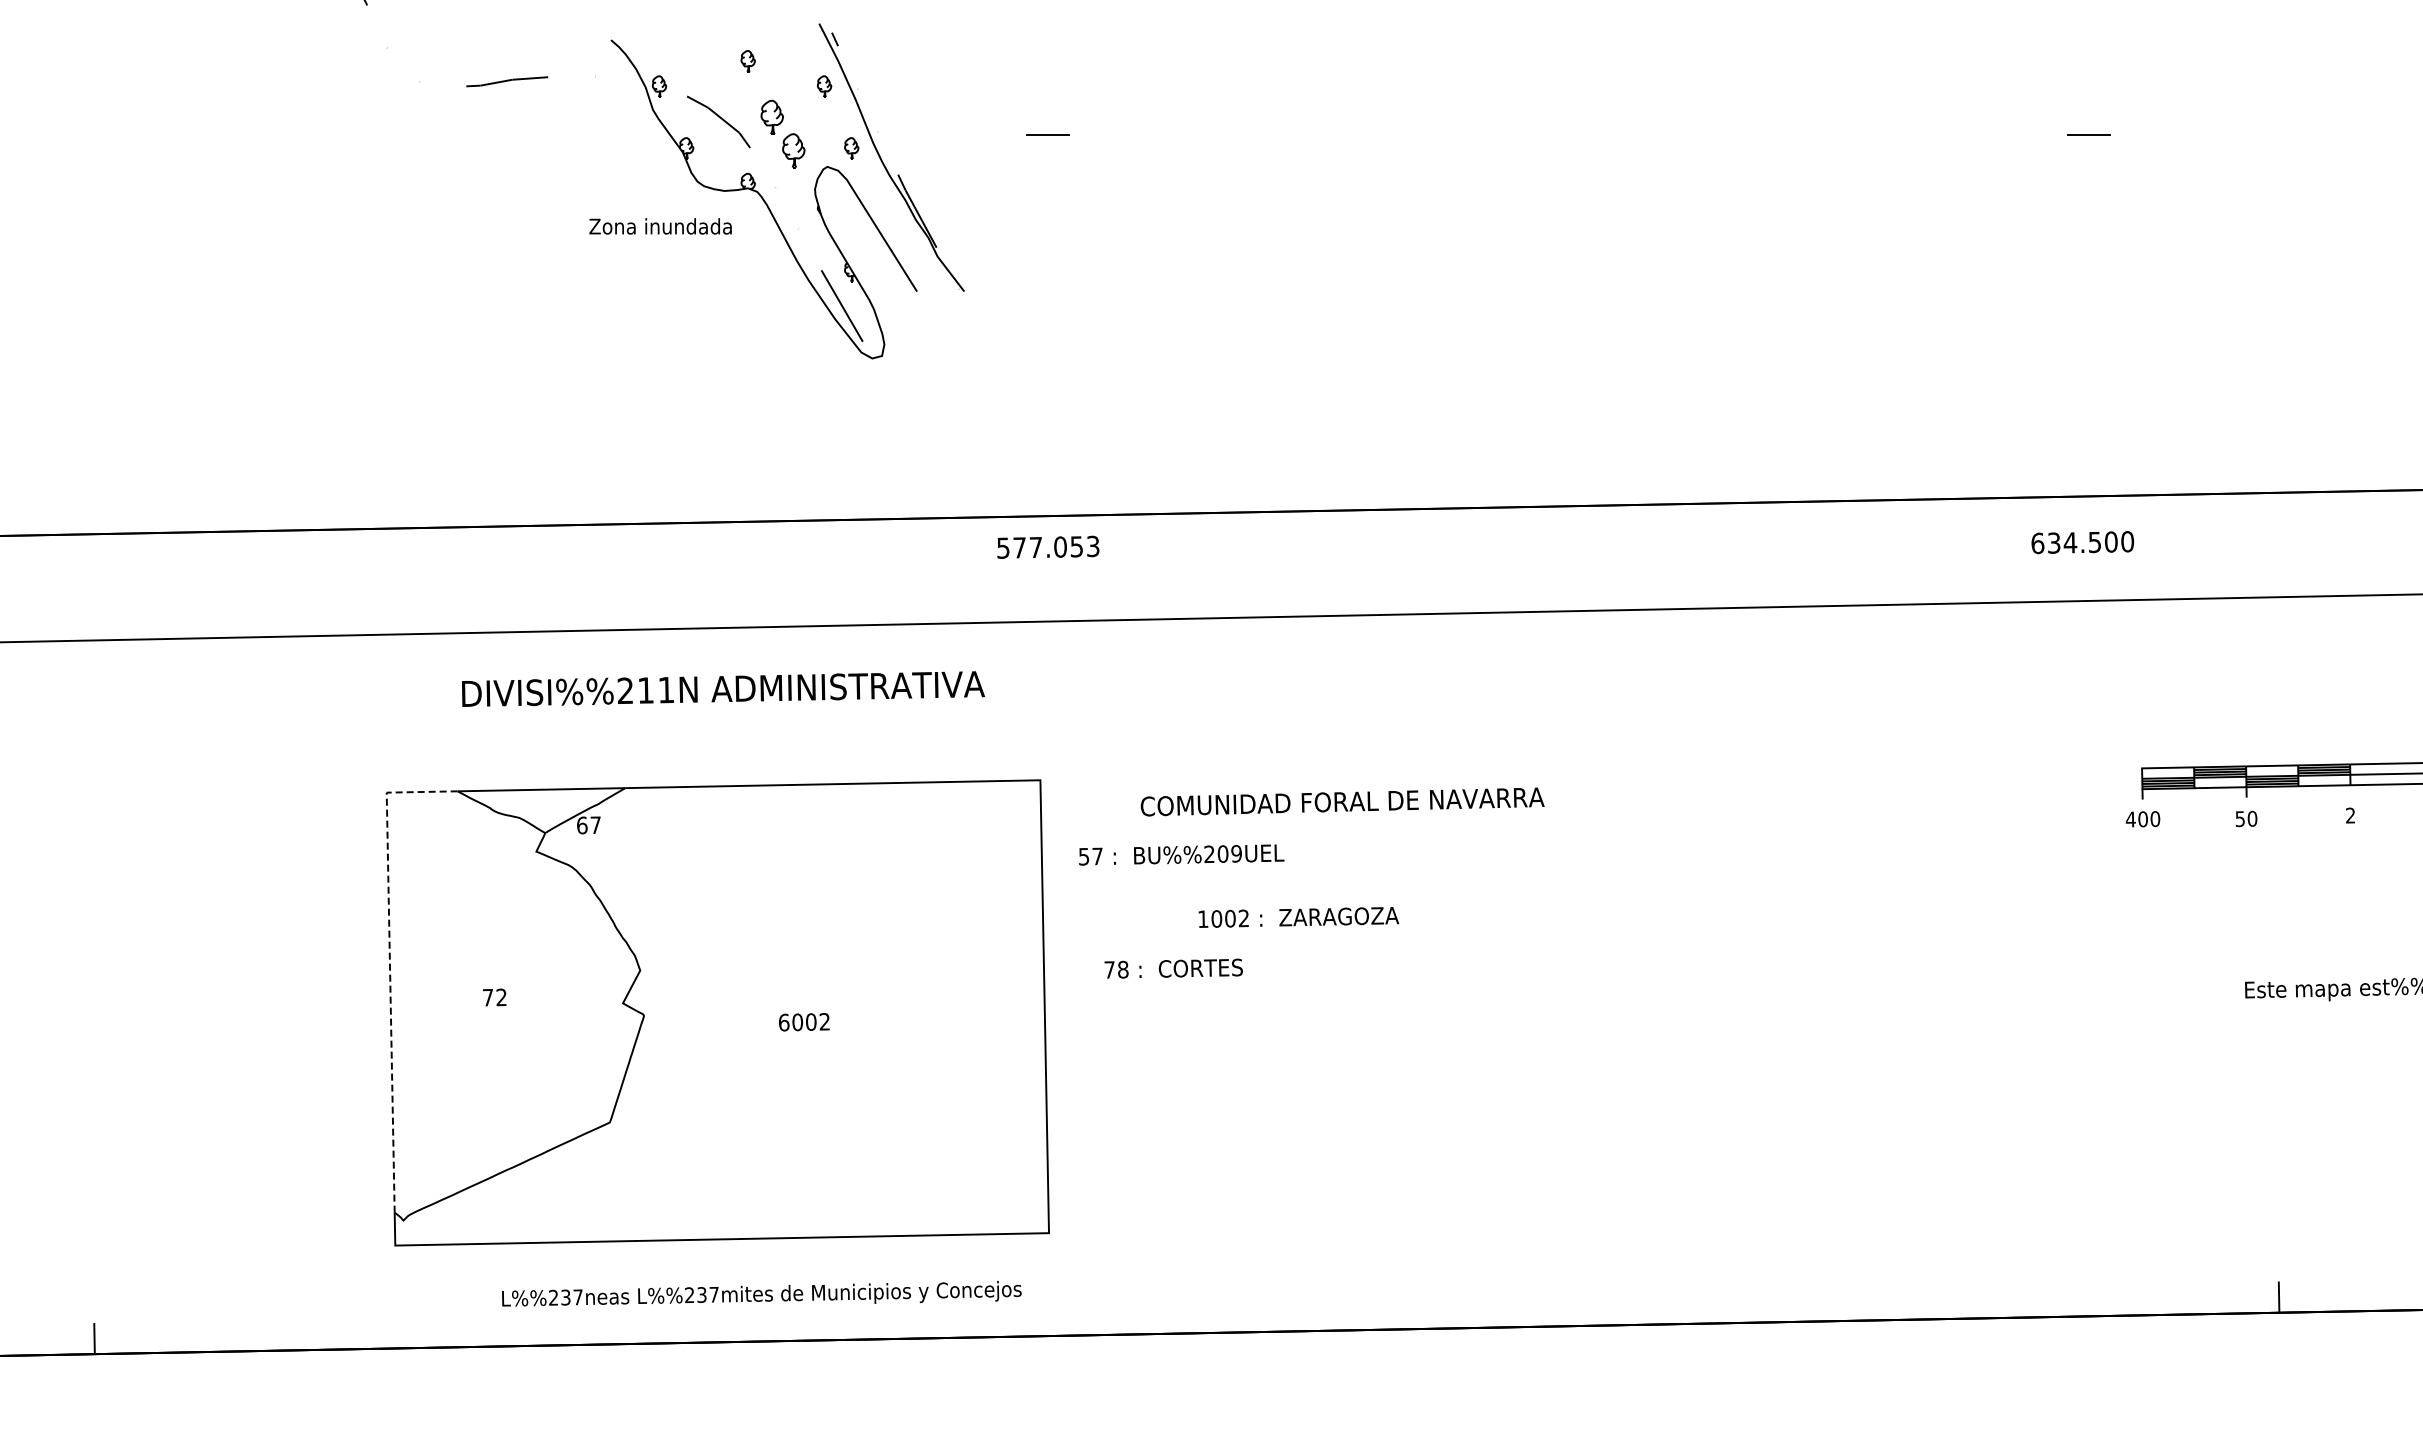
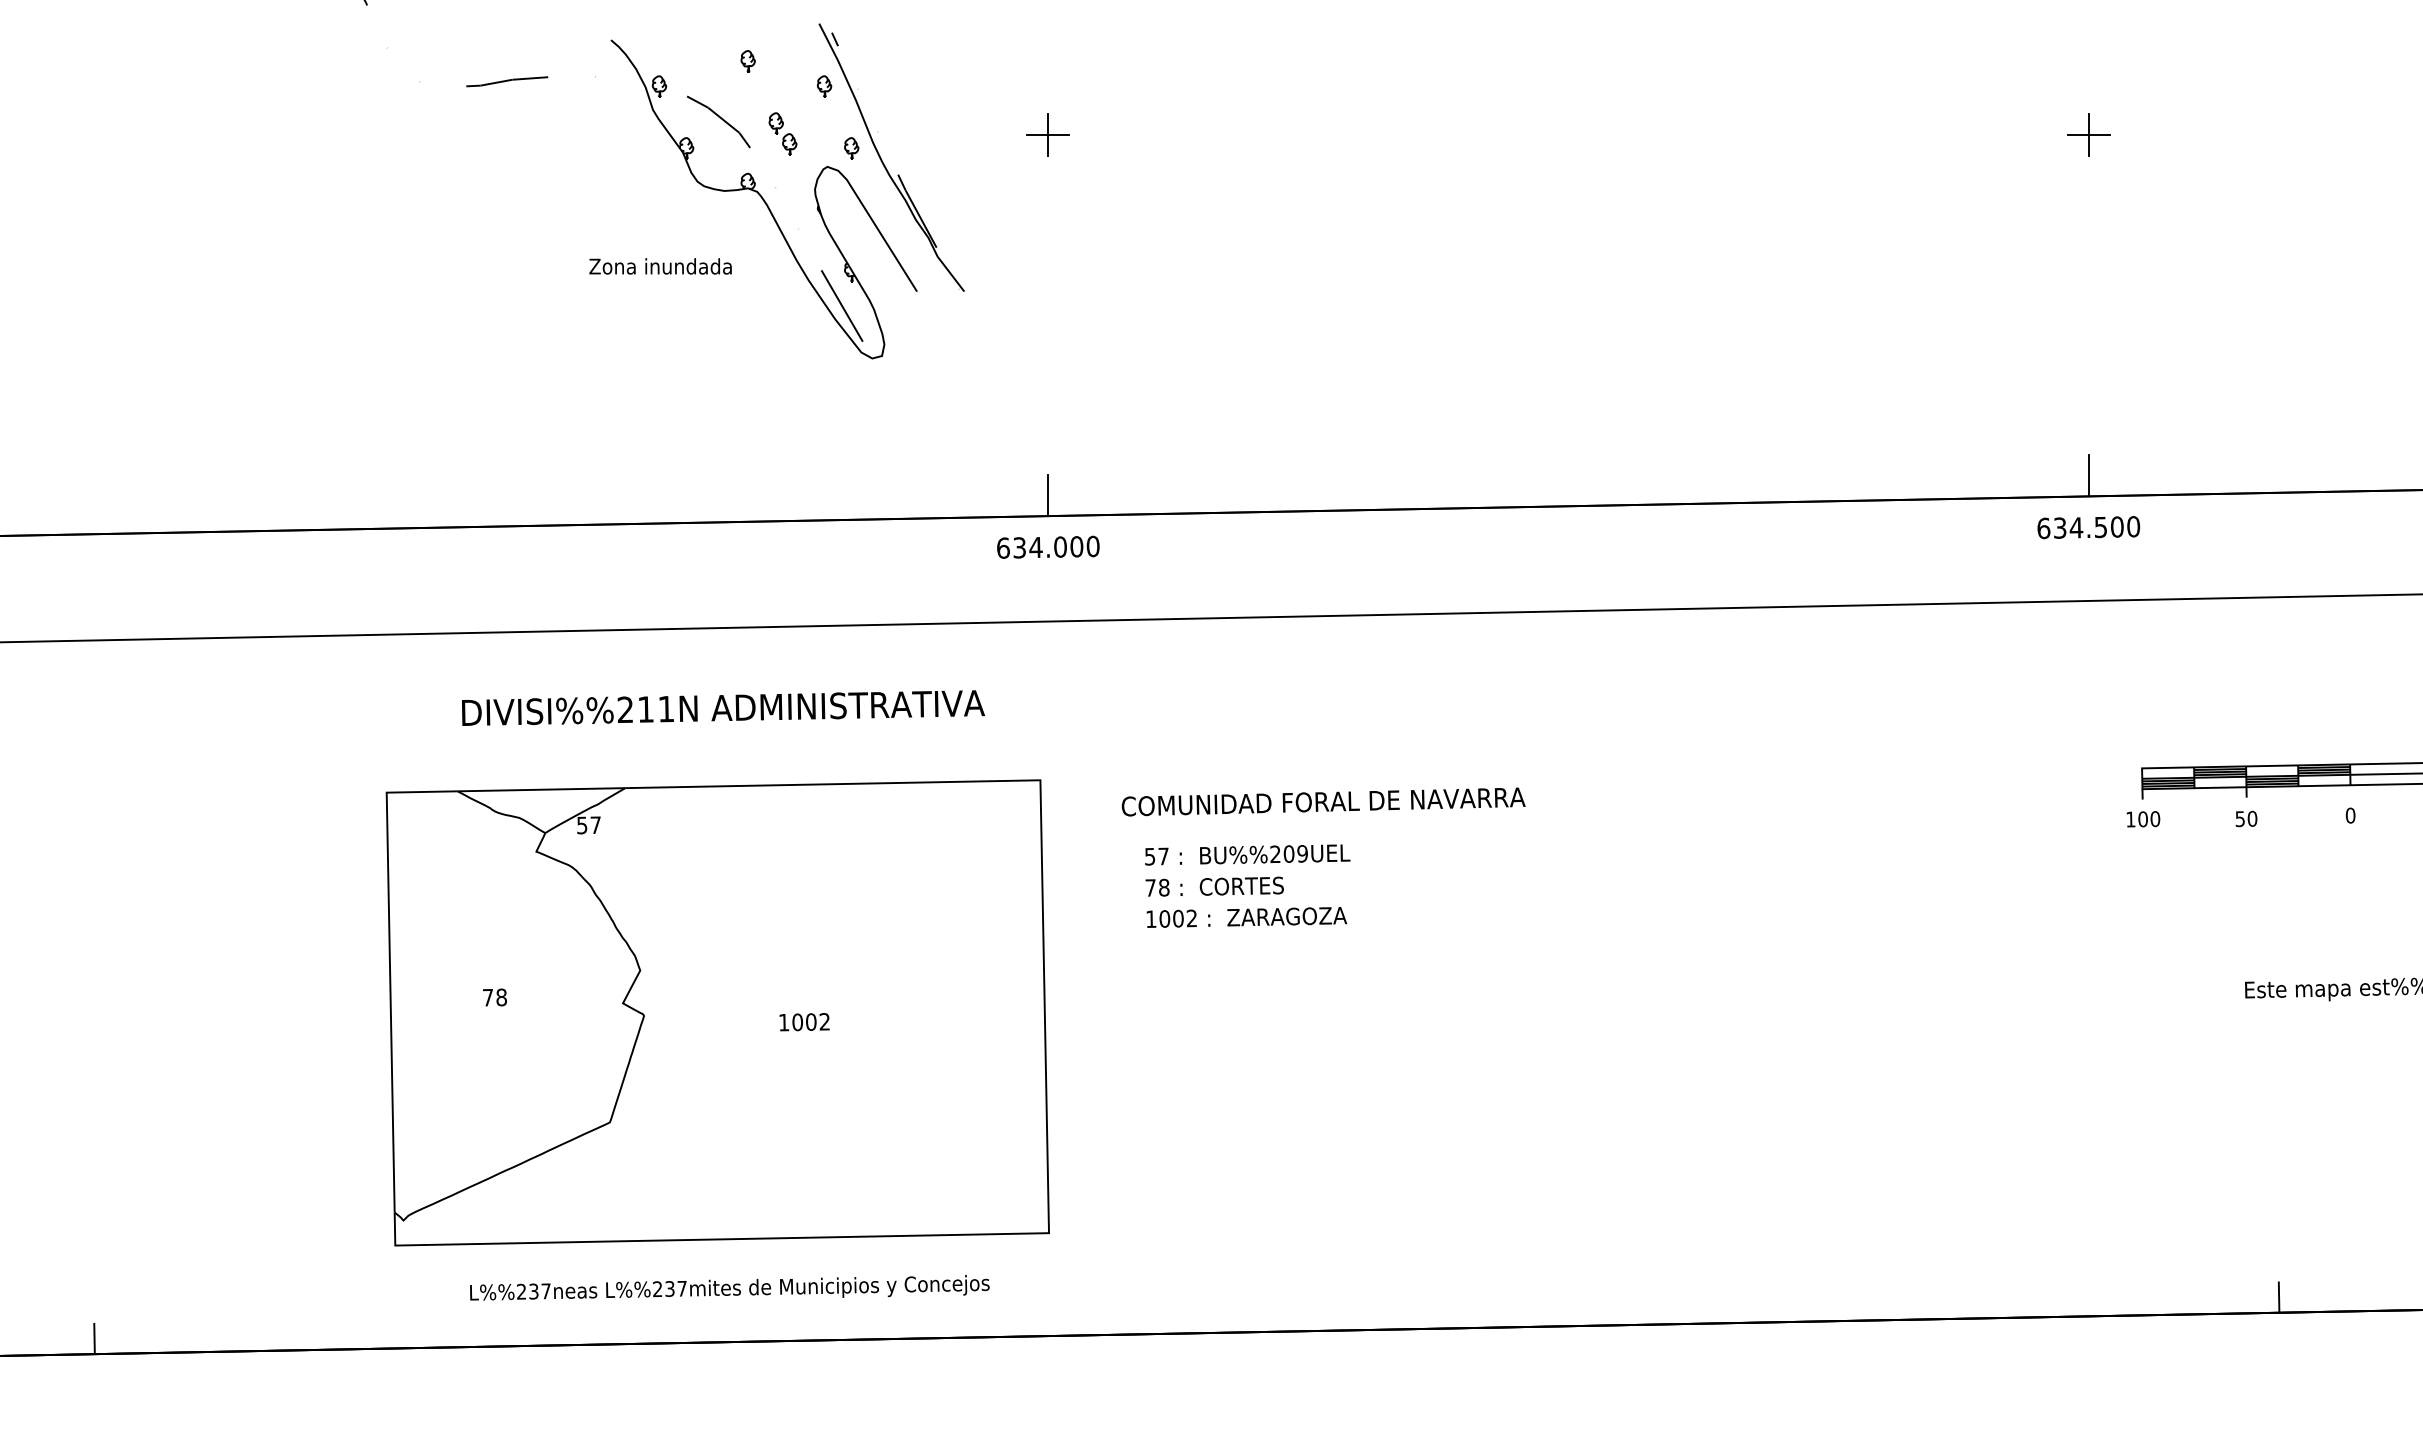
part size: 46x70 px -> 30x44 px (782, 133)
line: none -> present (1048, 134)
line: none -> present (2088, 134)
text position: (660, 226) -> (660, 266) (660, 266)
line: none -> present (2088, 475)
line: none -> present (1048, 495)
text position: (2082, 542) -> (2088, 527) (2088, 527)
text: 577.053 -> 634.000 (1048, 546)
text position: (723, 688) -> (723, 707) (723, 707)
text position: (1342, 801) -> (1323, 801) (1323, 801)
text: 2 -> 0 (2350, 815)
text: 400 -> 100 (2130, 819)
text: 67 -> 57 (582, 825)
text position: (1181, 854) -> (1247, 854) (1247, 854)
text position: (1298, 917) -> (1246, 917) (1246, 917)
line: dashed -> solid (390, 966)
text position: (1173, 968) -> (1214, 886) (1214, 886)
text: 72 -> 78 (501, 997)
text: 6002 -> 1002 (784, 1022)
text position: (761, 1293) -> (729, 1287) (729, 1287)
